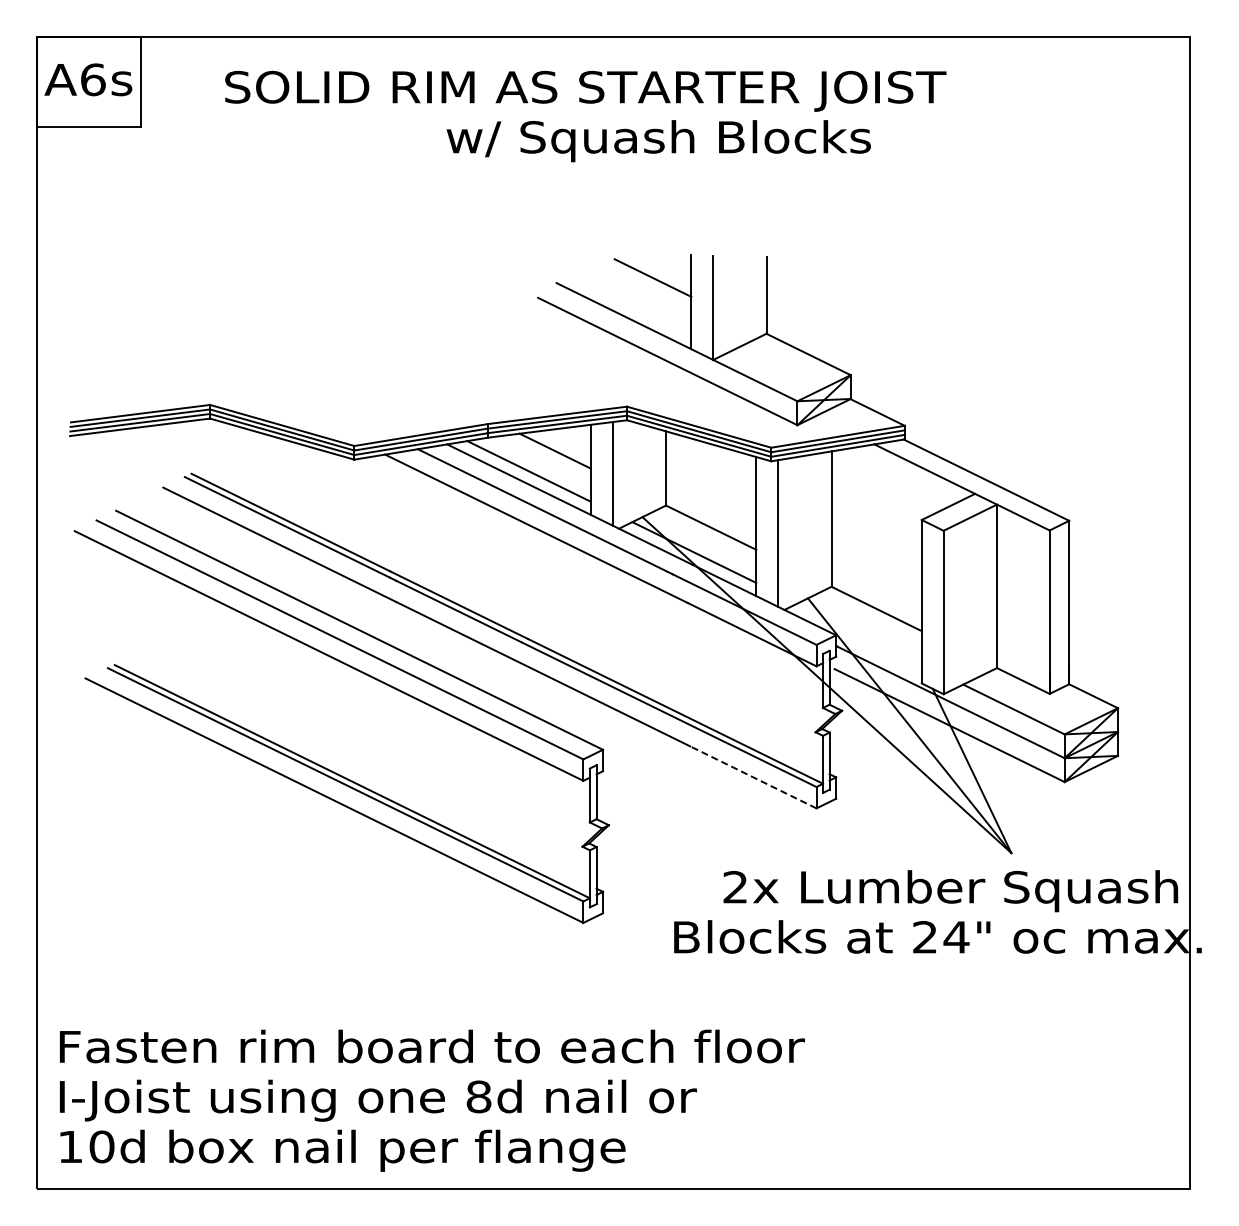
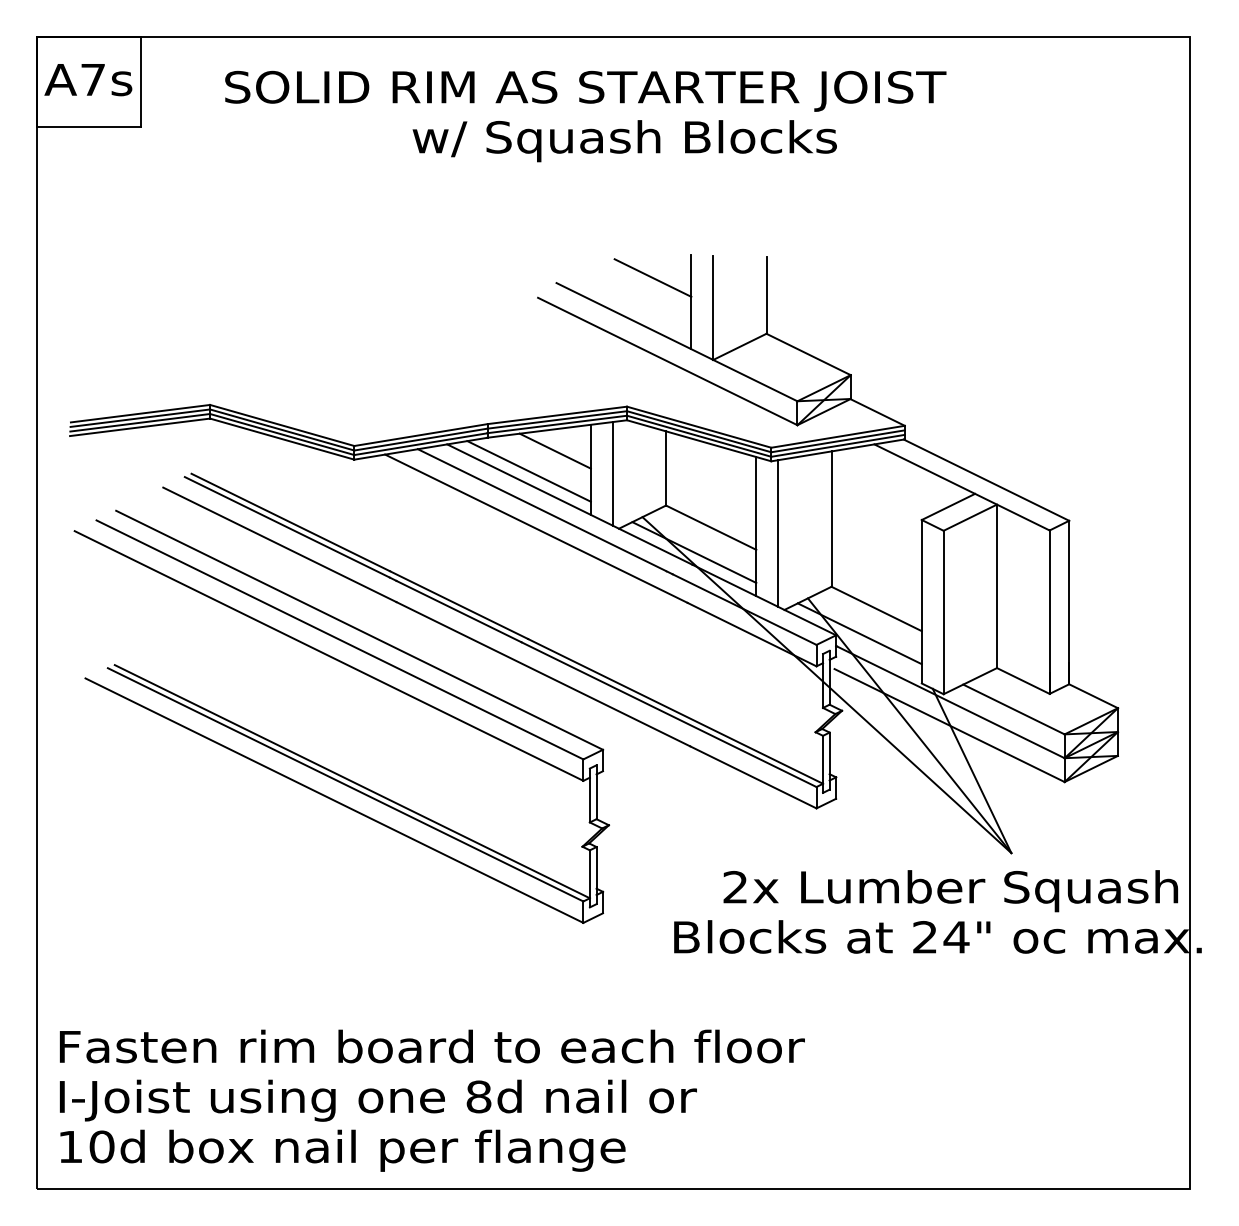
text: A6s -> A7s (93, 79)
text position: (658, 141) -> (624, 141) (624, 141)
line: none -> present (859, 633)
line: dashed -> solid (752, 777)
